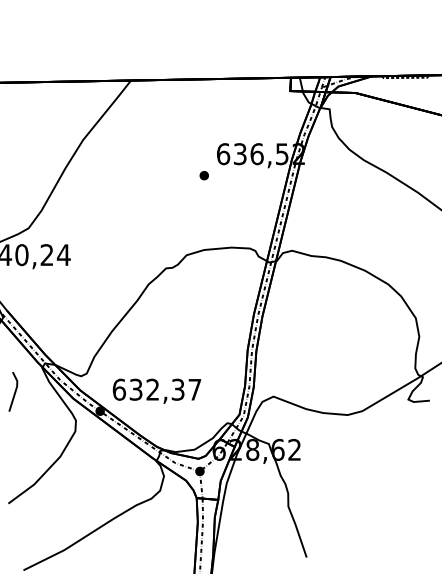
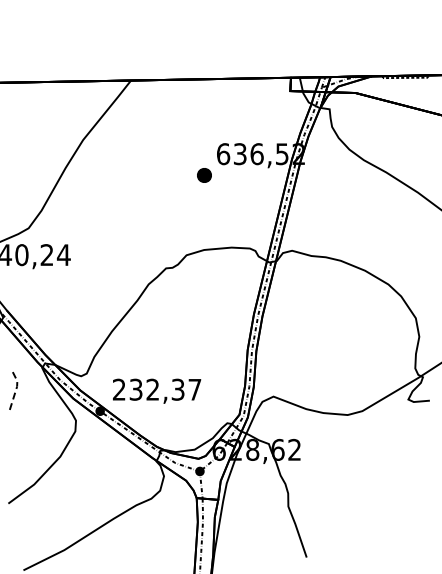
part size: 10x10 px -> 15x15 px (204, 175)
text: 632,37 -> 232,37 (119, 389)
line: solid -> dashed (15, 390)
